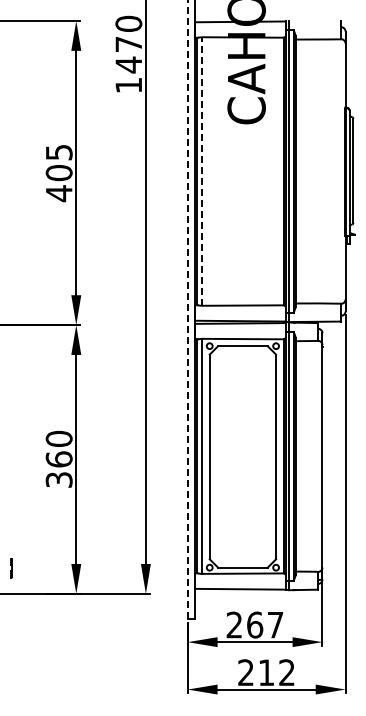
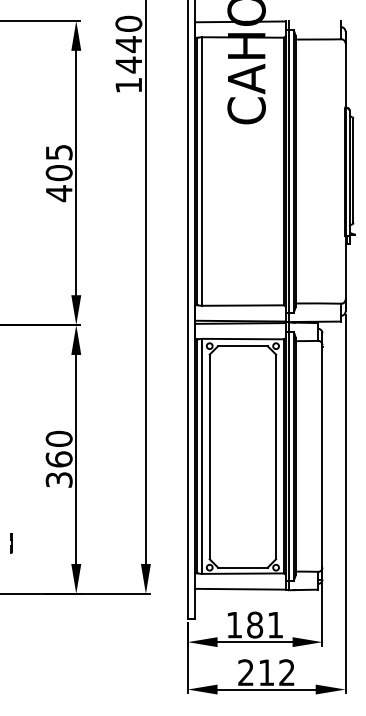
text: 1470 -> 1440 (128, 44)
line: dashed -> solid (201, 171)
line: dashed -> solid (187, 308)
line position: (11, 568) -> (11, 543) (11, 543)
text: 267 -> 181 (254, 624)
